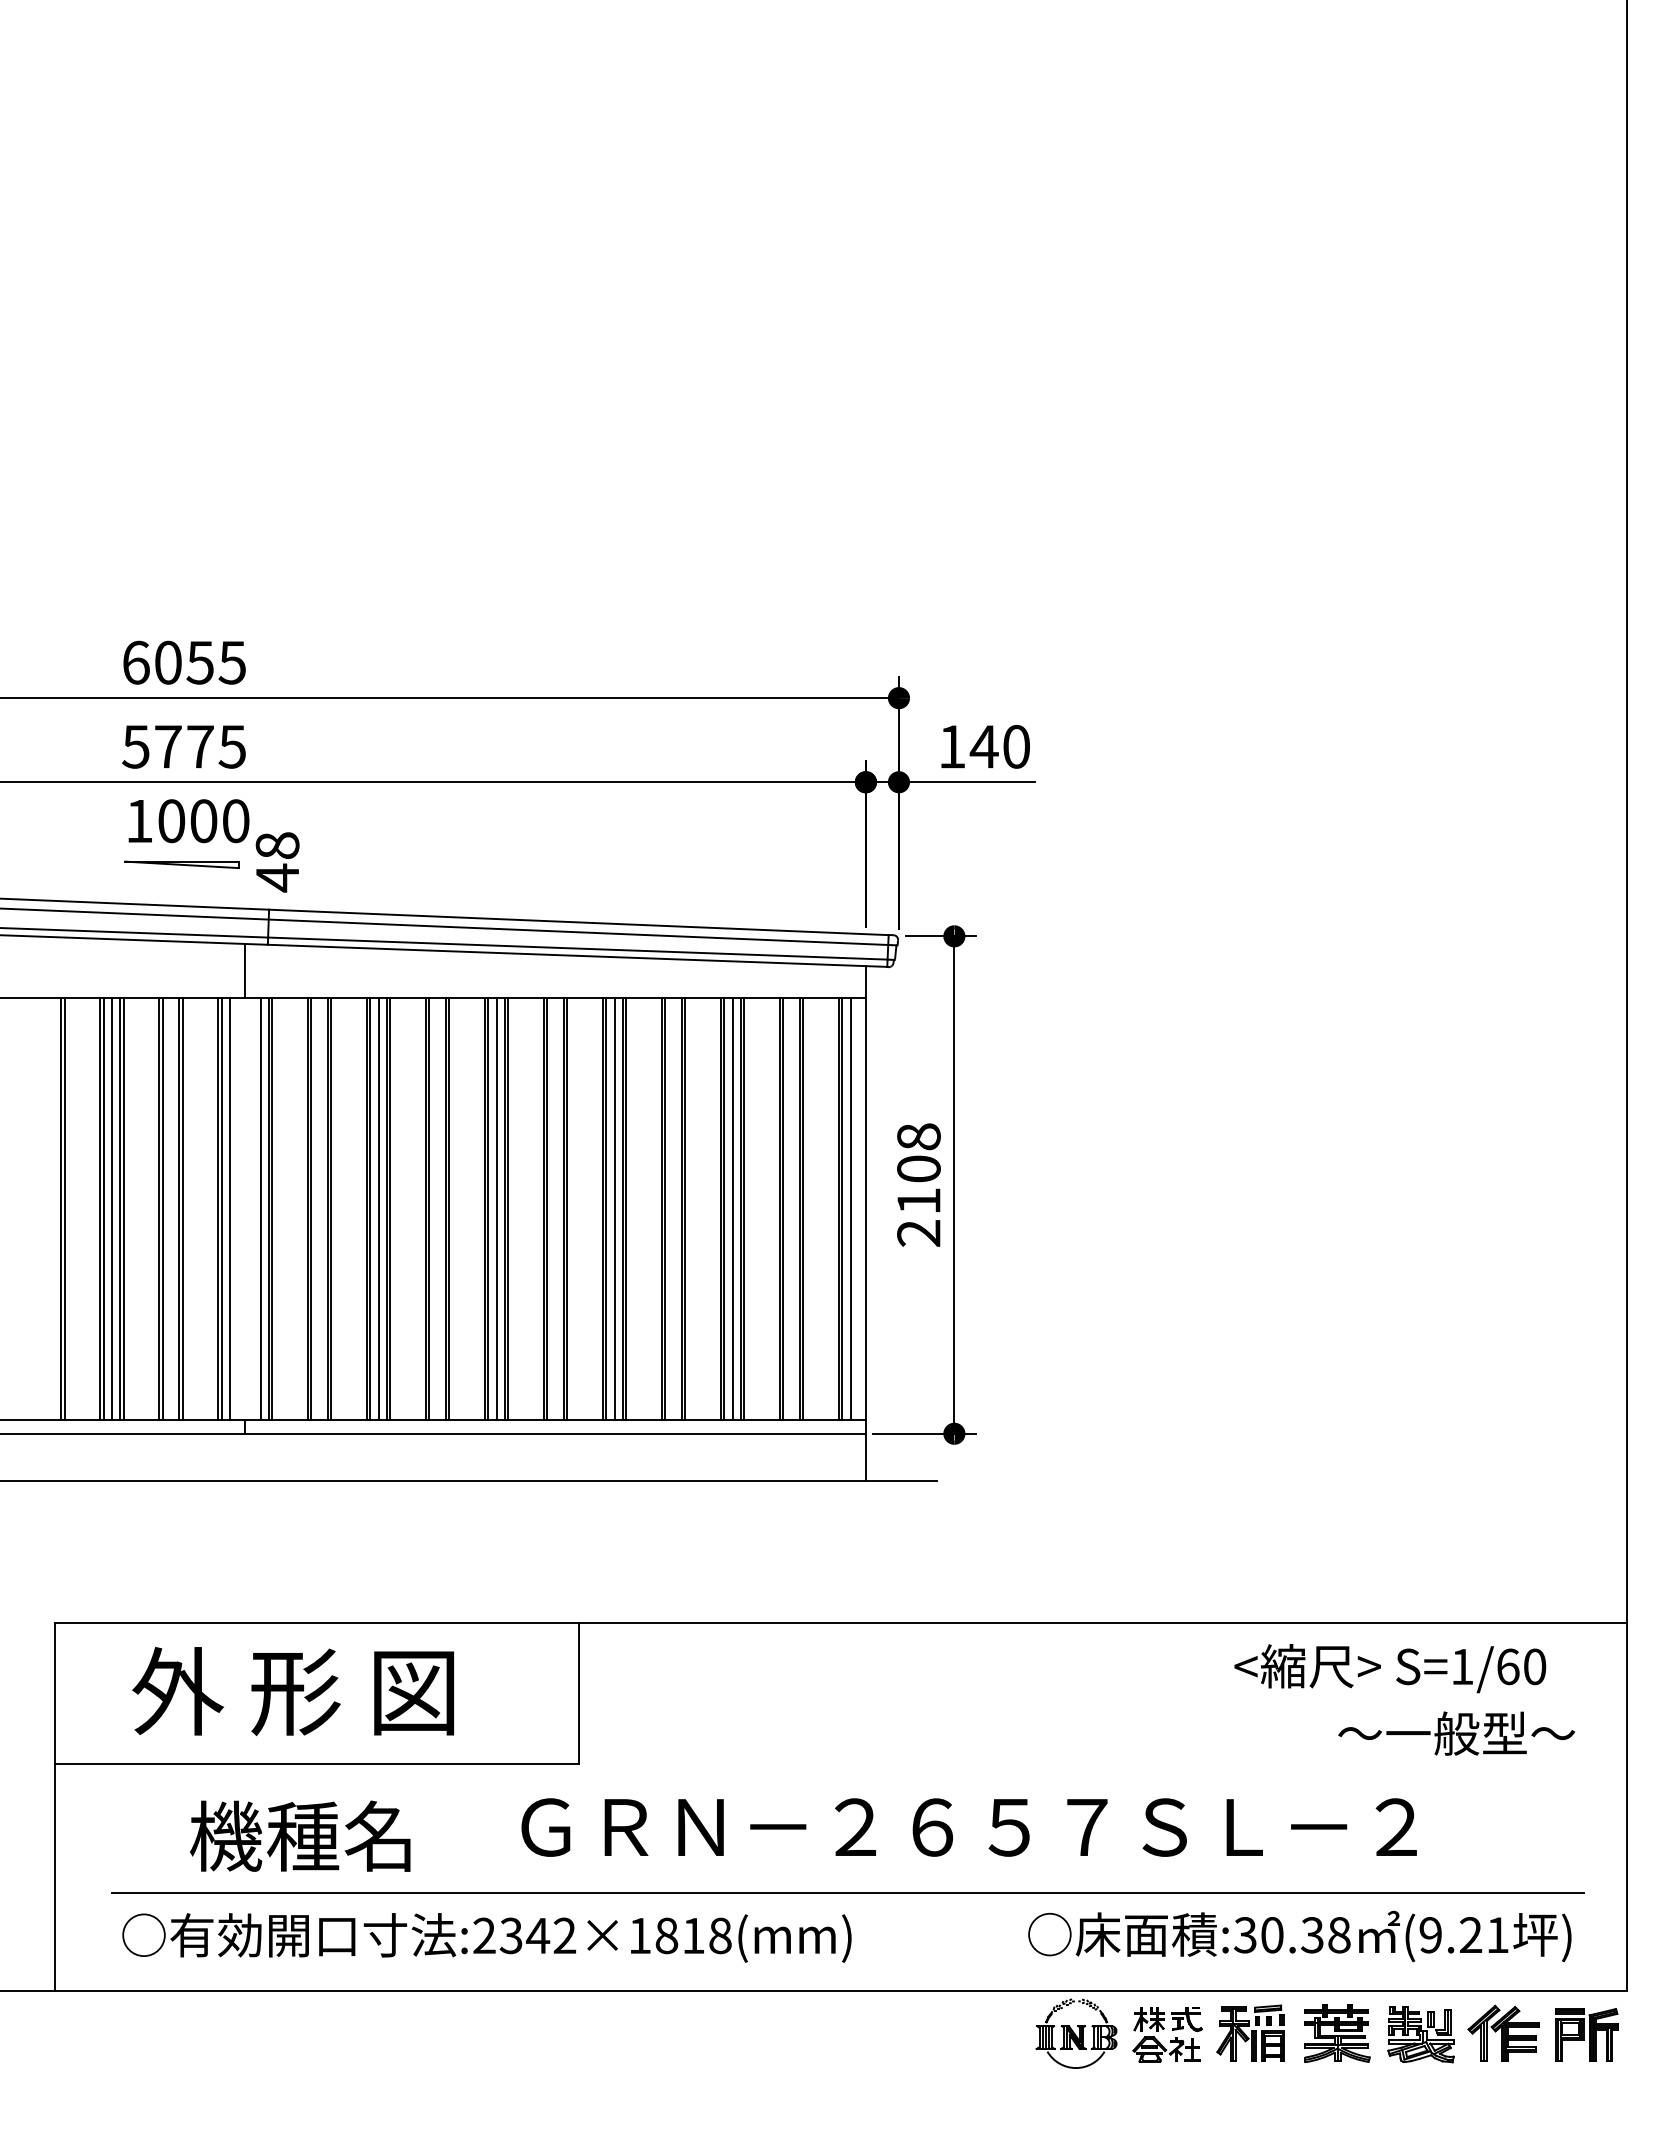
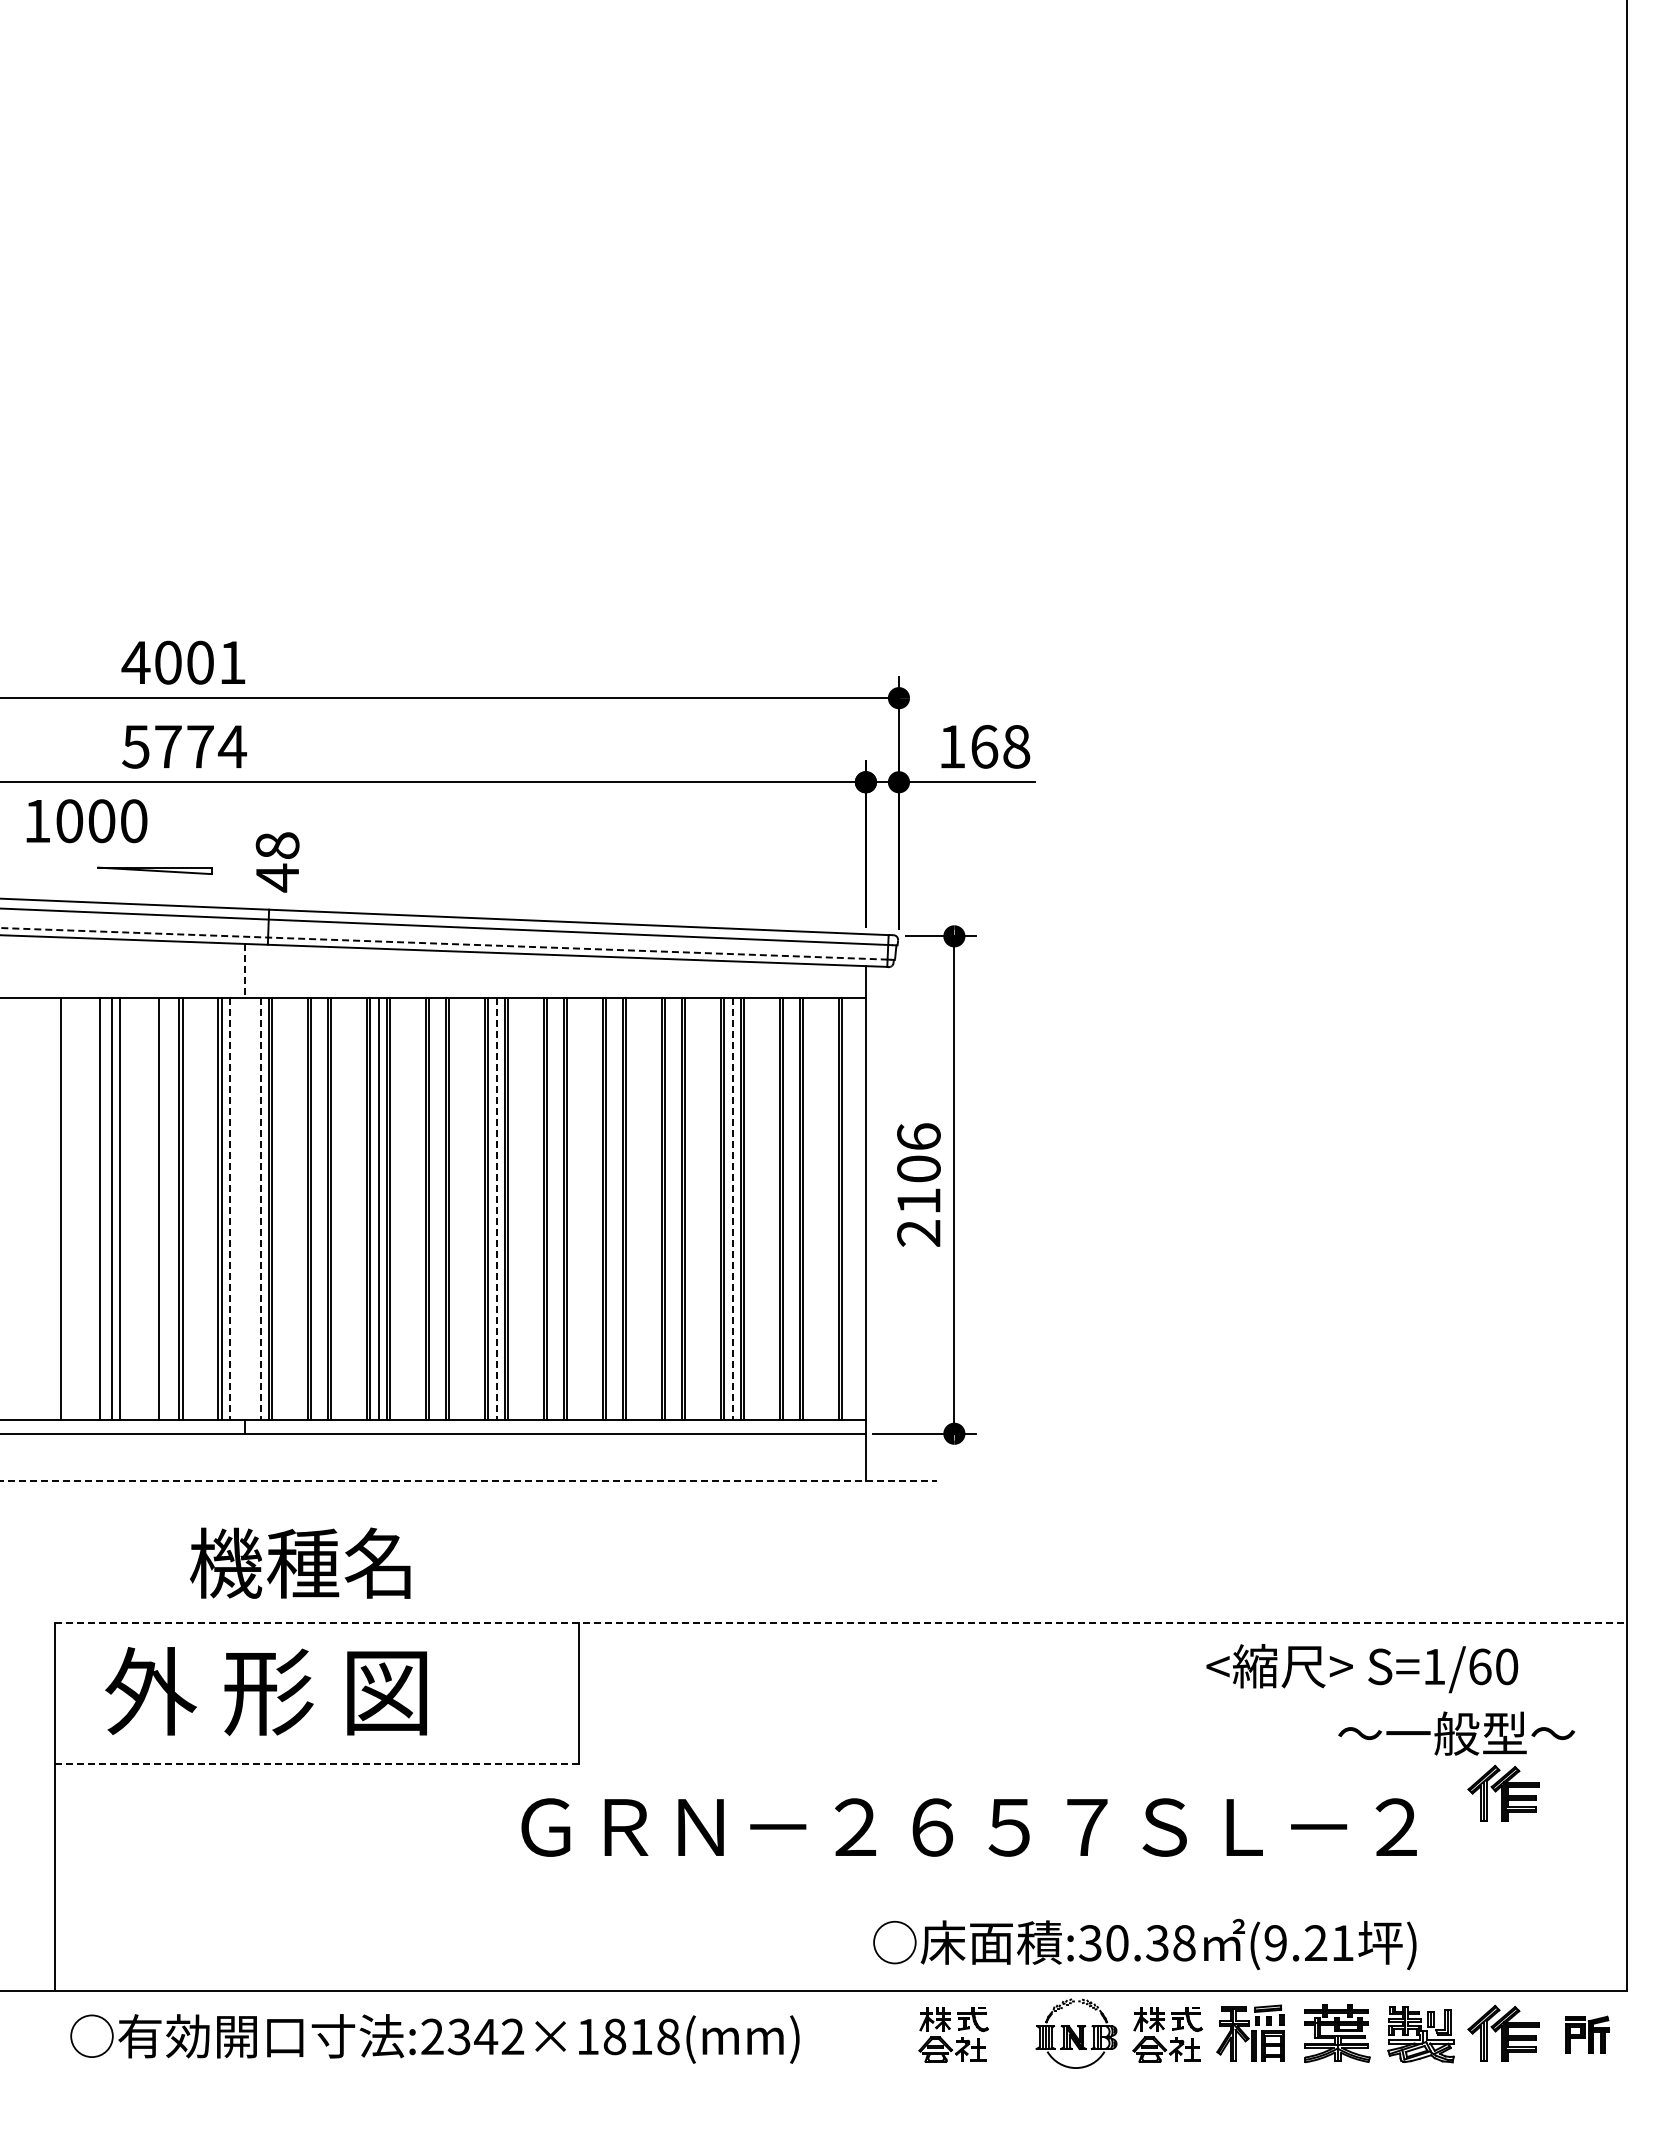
text: 6055 -> 4001 (183, 662)
text: 5775 -> 5774 (232, 746)
text: 140 -> 168 (999, 746)
text position: (188, 821) -> (86, 821) (86, 821)
part position: (181, 864) -> (154, 870) (154, 870)
line: solid -> dashed (444, 943)
line: solid -> dashed (245, 971)
text: 2108 -> 2106 (918, 1136)
line: present -> none (64, 1208)
line: present -> none (103, 1208)
line: present -> none (123, 1208)
line: present -> none (162, 1208)
line: present -> none (614, 1208)
line: present -> none (850, 1208)
line: solid -> dashed (230, 1209)
line: solid -> dashed (260, 1209)
line: solid -> dashed (496, 1209)
line: solid -> dashed (732, 1209)
line: solid -> dashed (468, 1480)
line: solid -> dashed (841, 1622)
text position: (1390, 1668) -> (1362, 1668) (1362, 1668)
text position: (292, 1691) -> (265, 1691) (265, 1691)
line: solid -> dashed (317, 1764)
part: none -> present (1503, 1792)
text position: (300, 1835) -> (300, 1562) (300, 1562)
line: present -> none (848, 1892)
text position: (1299, 1936) -> (1144, 1944) (1144, 1944)
text position: (486, 1937) -> (434, 2038) (434, 2038)
part: none -> present (953, 2034)
part size: 64x54 px -> 45x39 px (1587, 2034)
